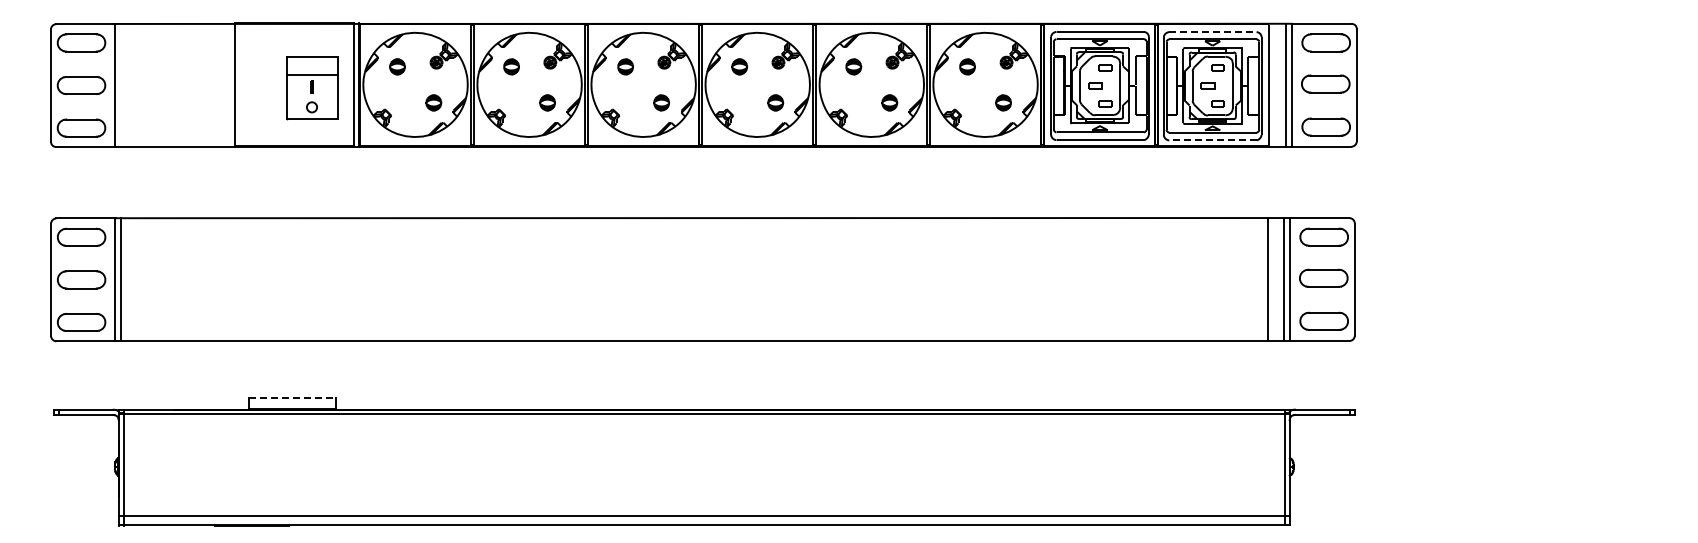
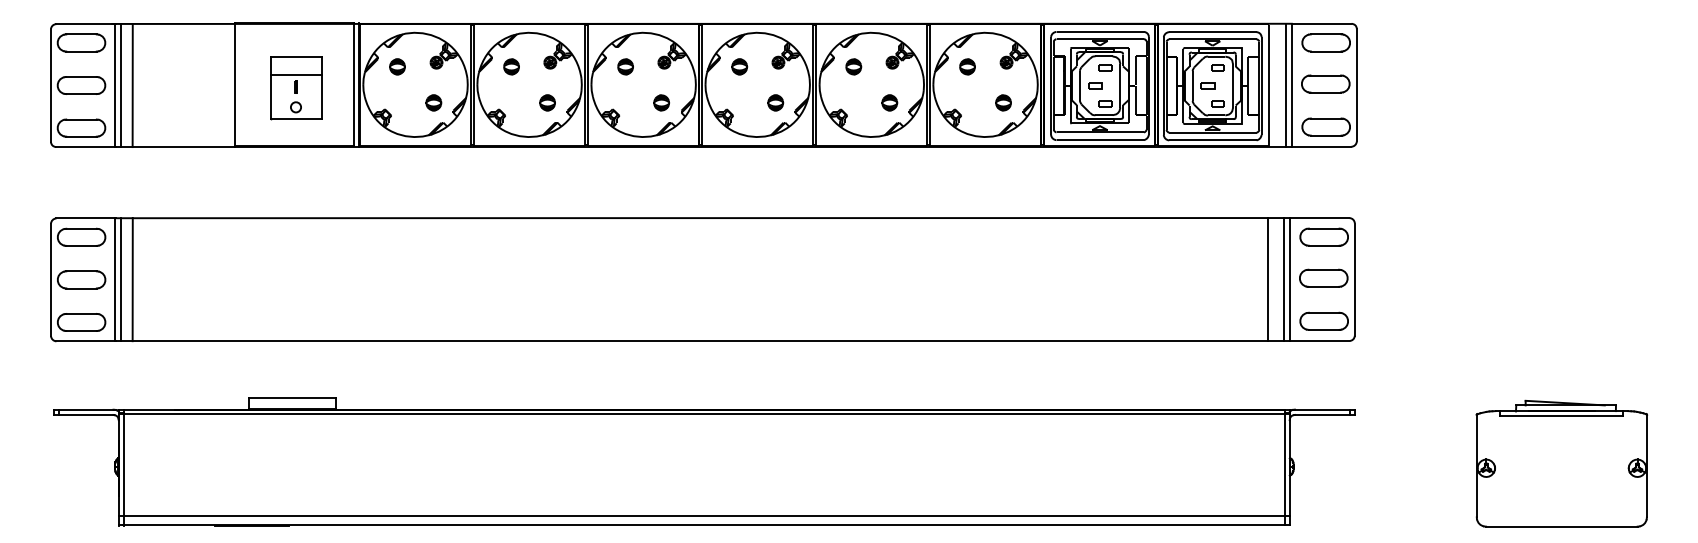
line: dashed -> solid (1212, 32)
line: none -> present (121, 85)
line: none -> present (132, 85)
part position: (312, 88) -> (296, 88) (296, 88)
line: dashed -> solid (1212, 140)
line: none -> present (132, 279)
line: dashed -> solid (292, 398)
part: none -> present (1561, 463)
